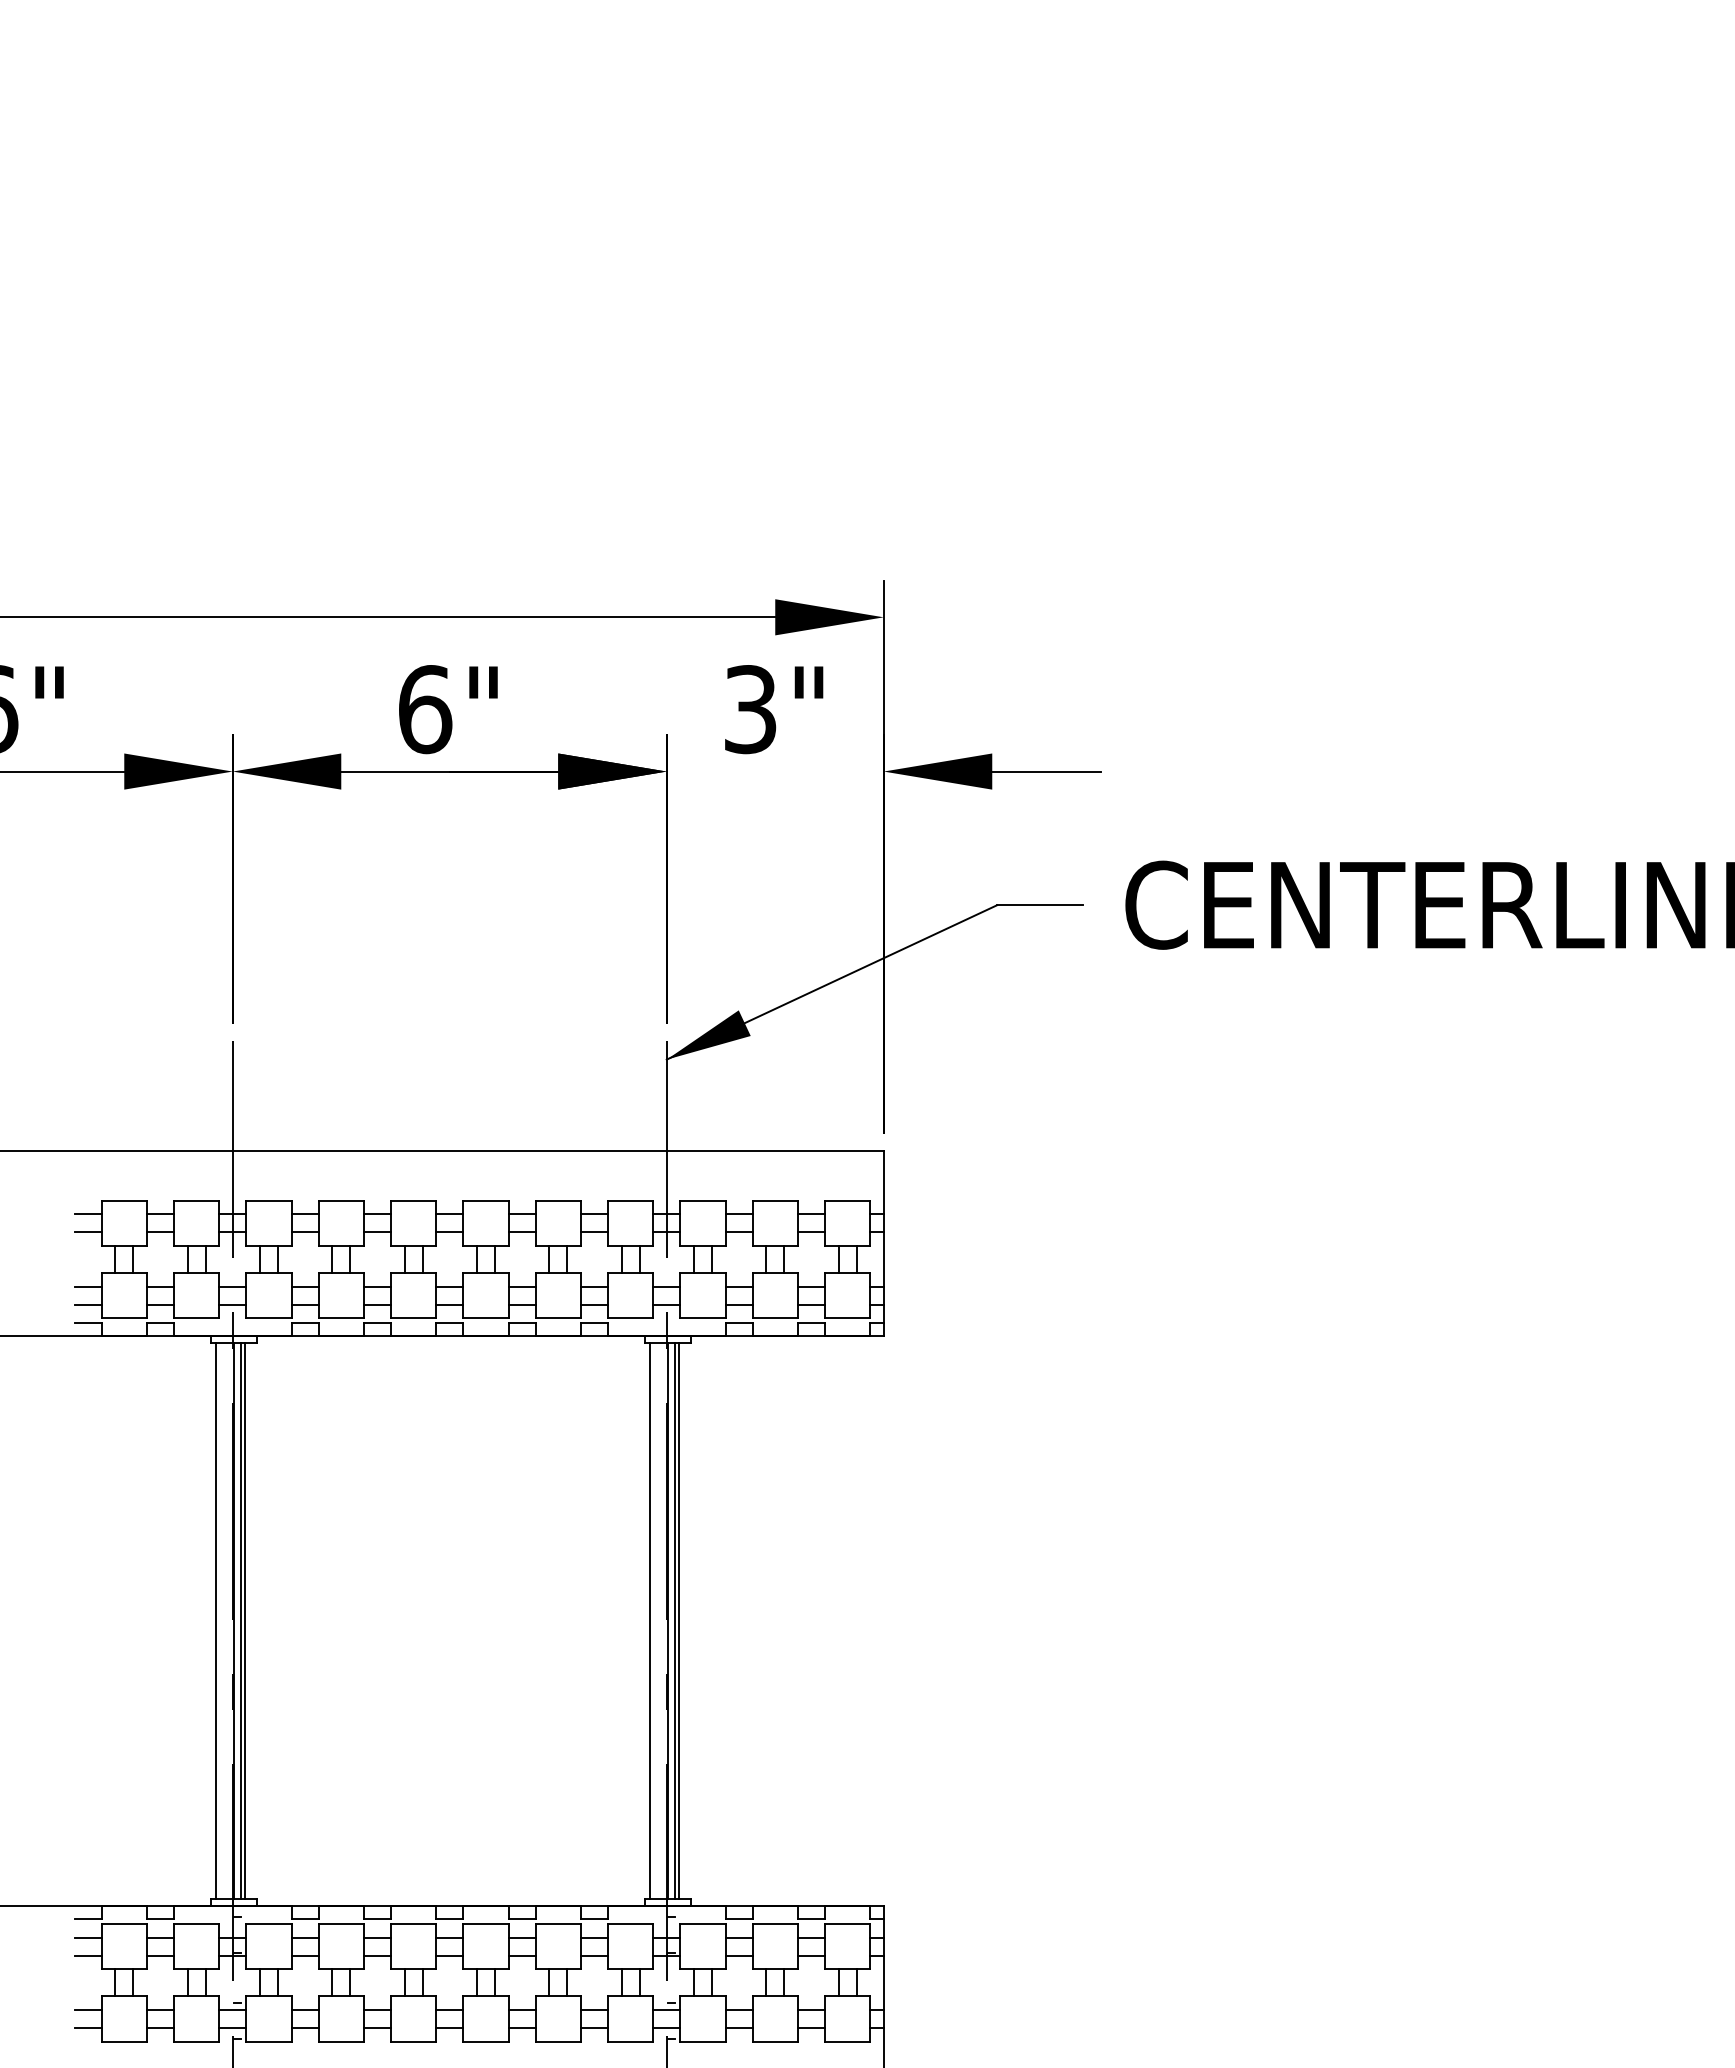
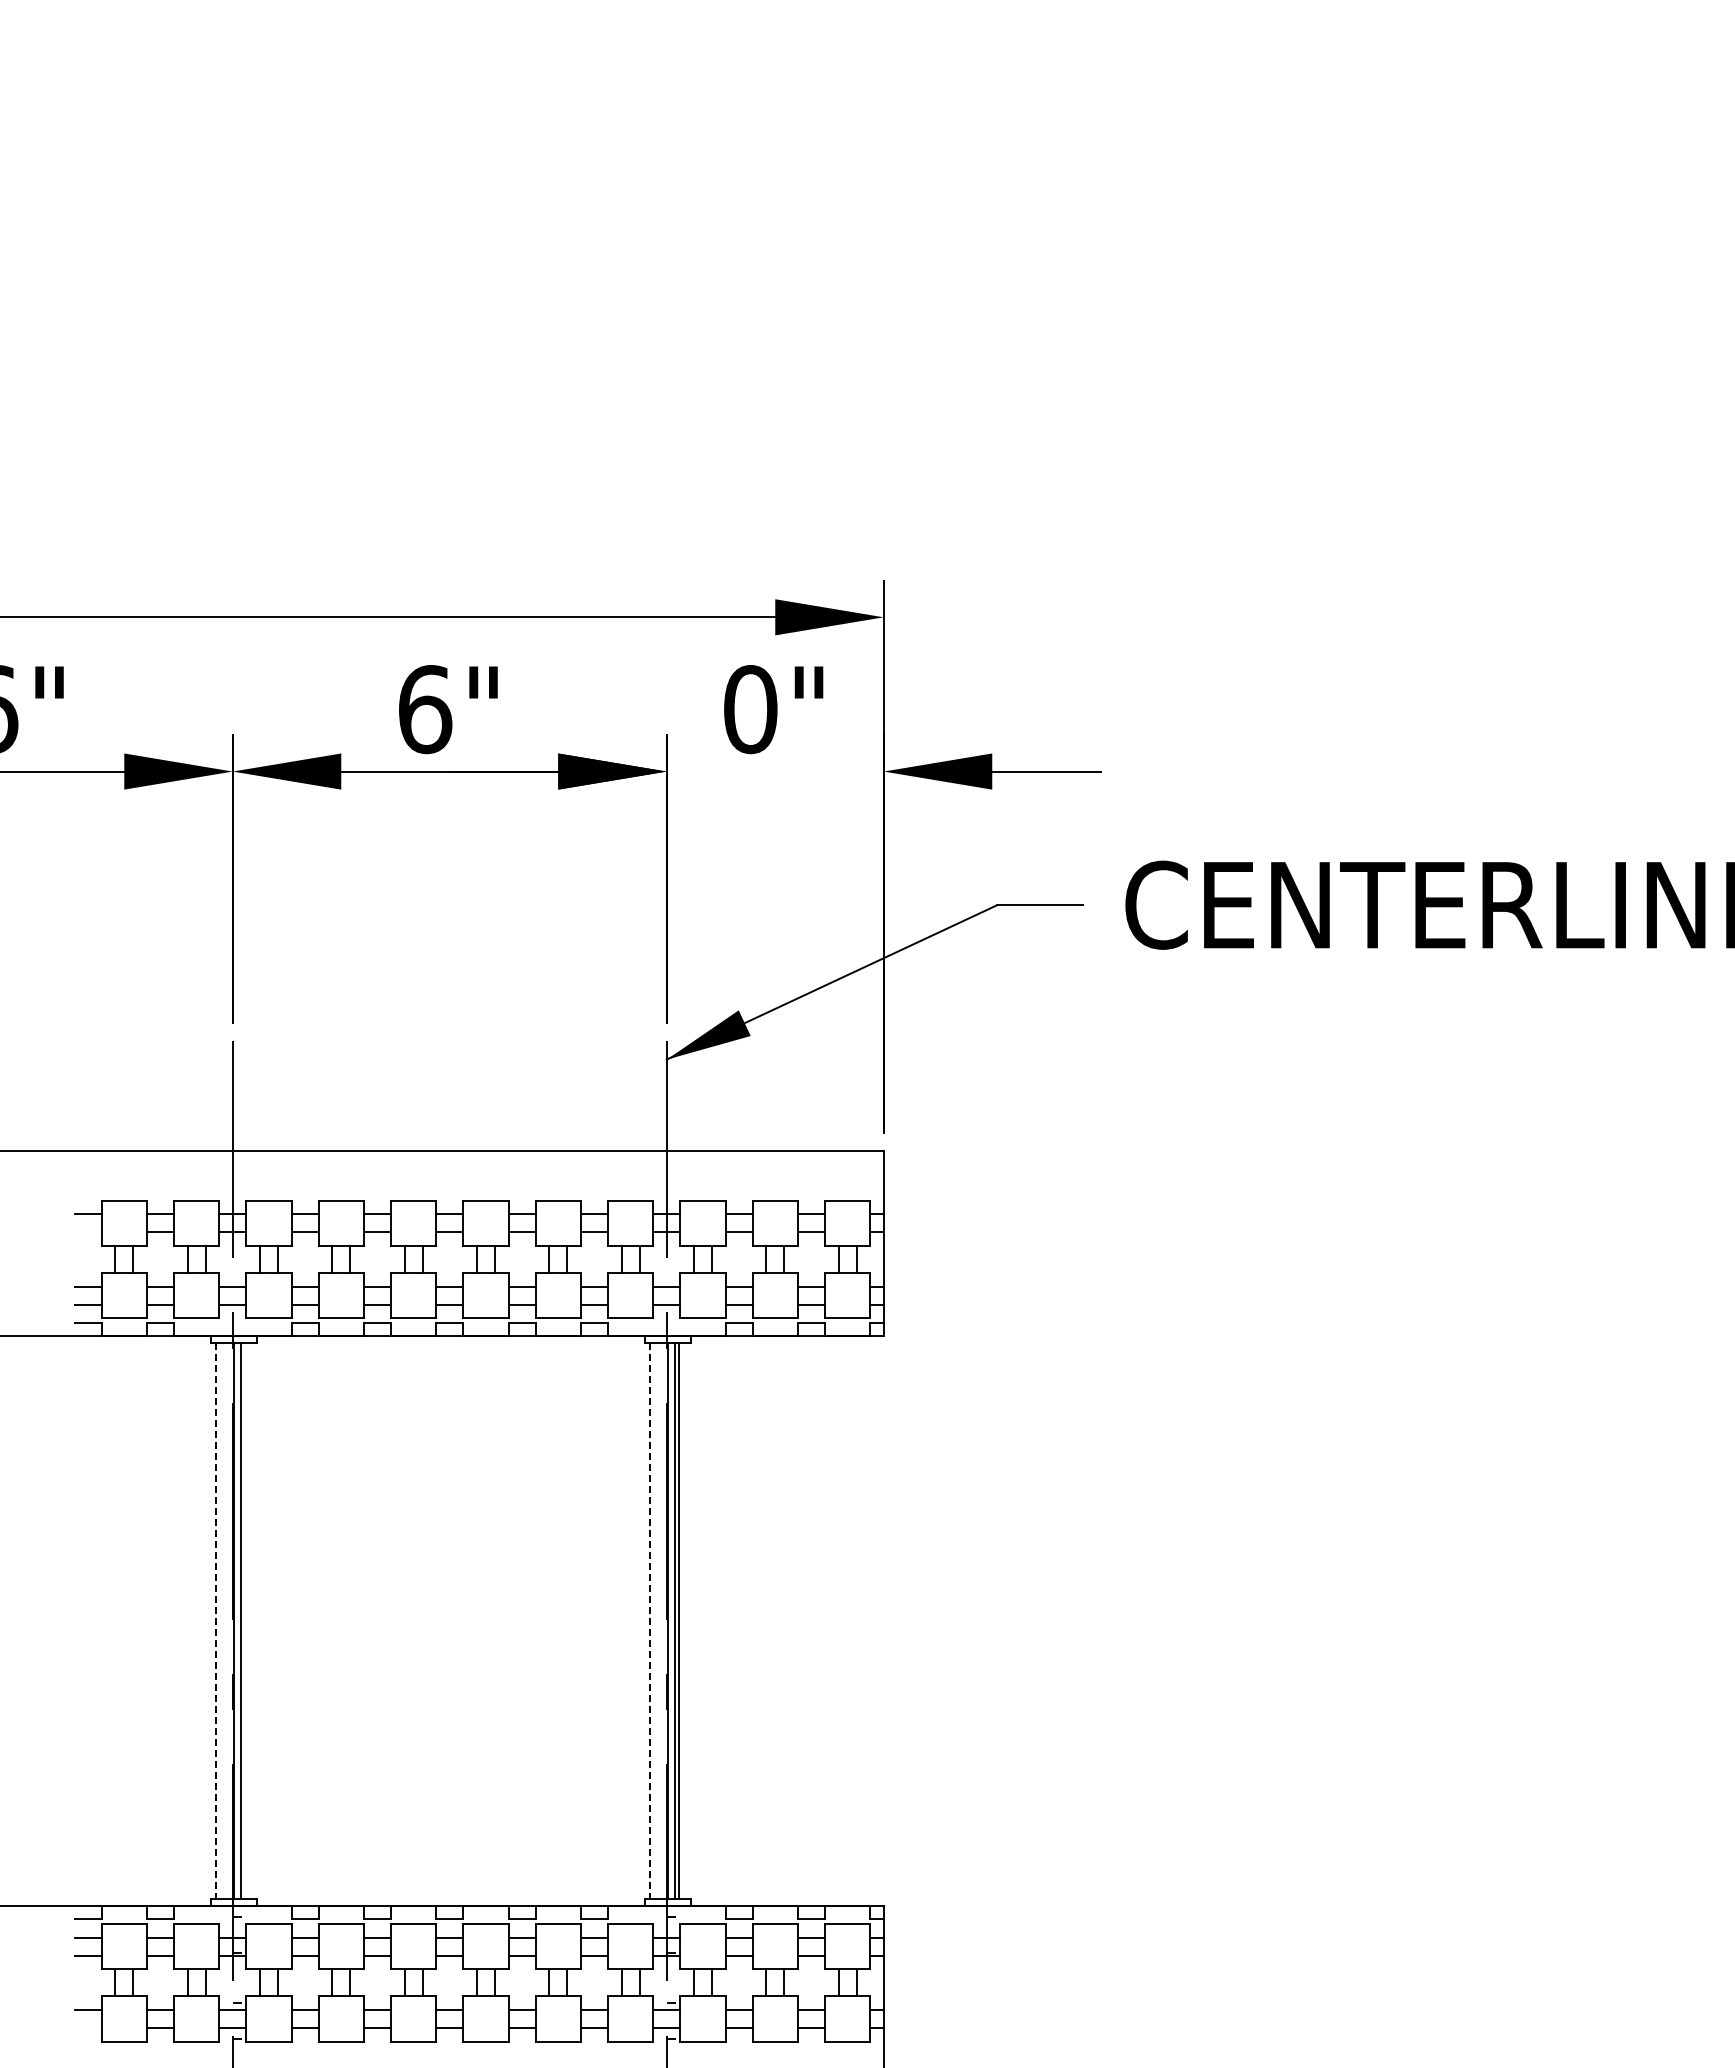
text: 3" -> 0" (750, 709)
line: present -> none (87, 1232)
line: solid -> dashed (215, 1621)
line: present -> none (245, 1621)
line: solid -> dashed (649, 1621)
line: present -> none (87, 2027)
